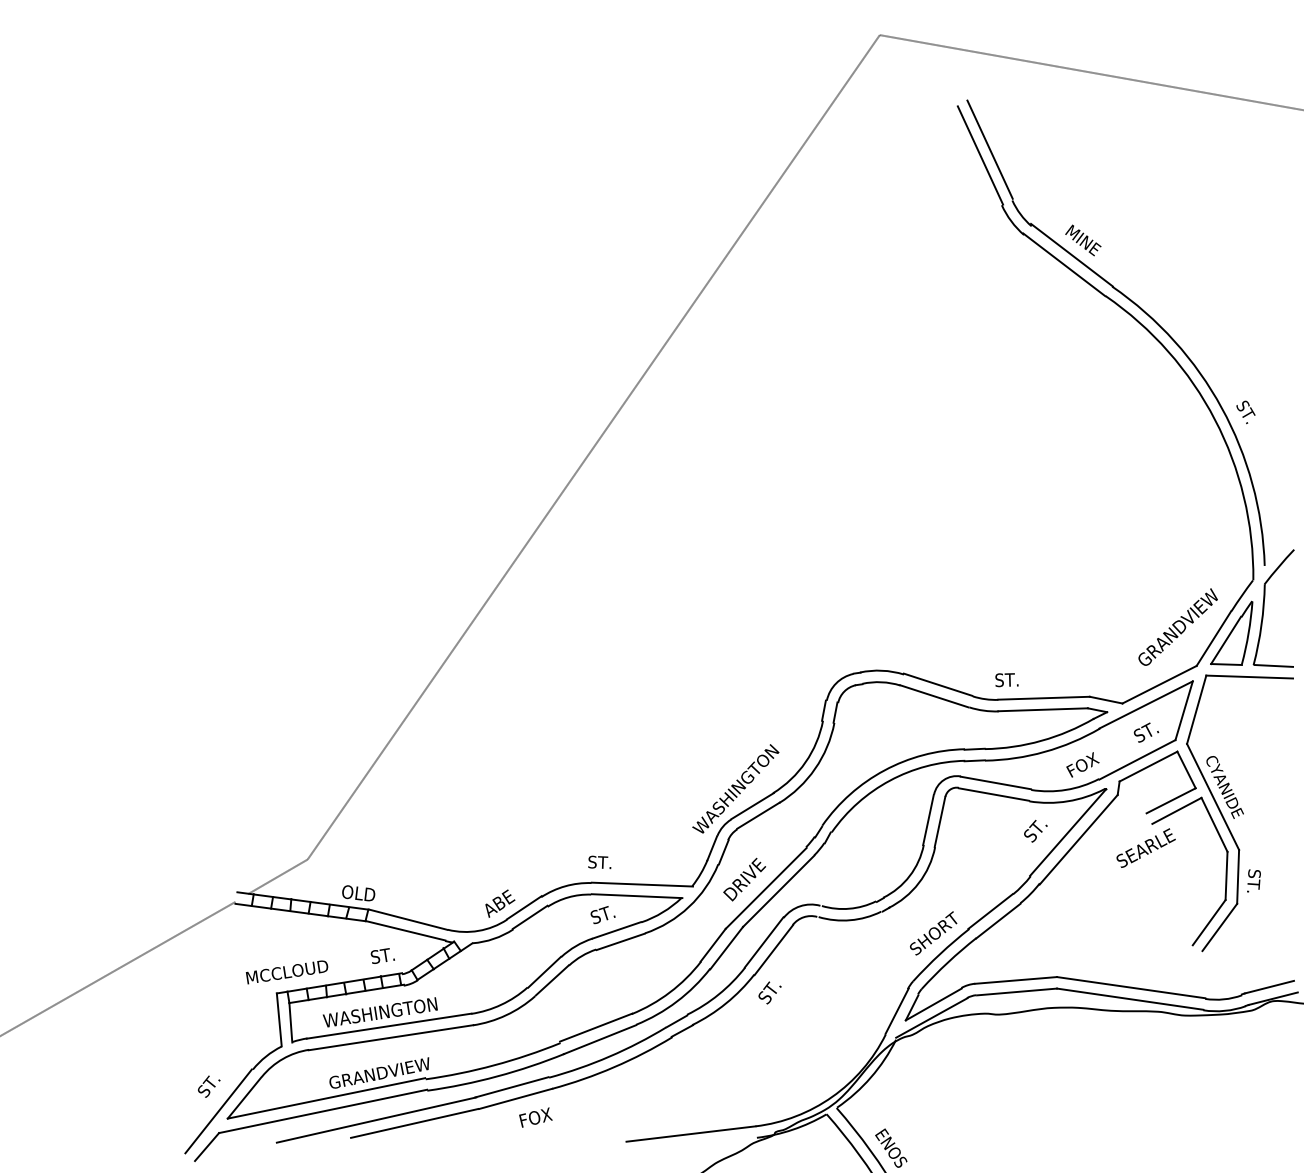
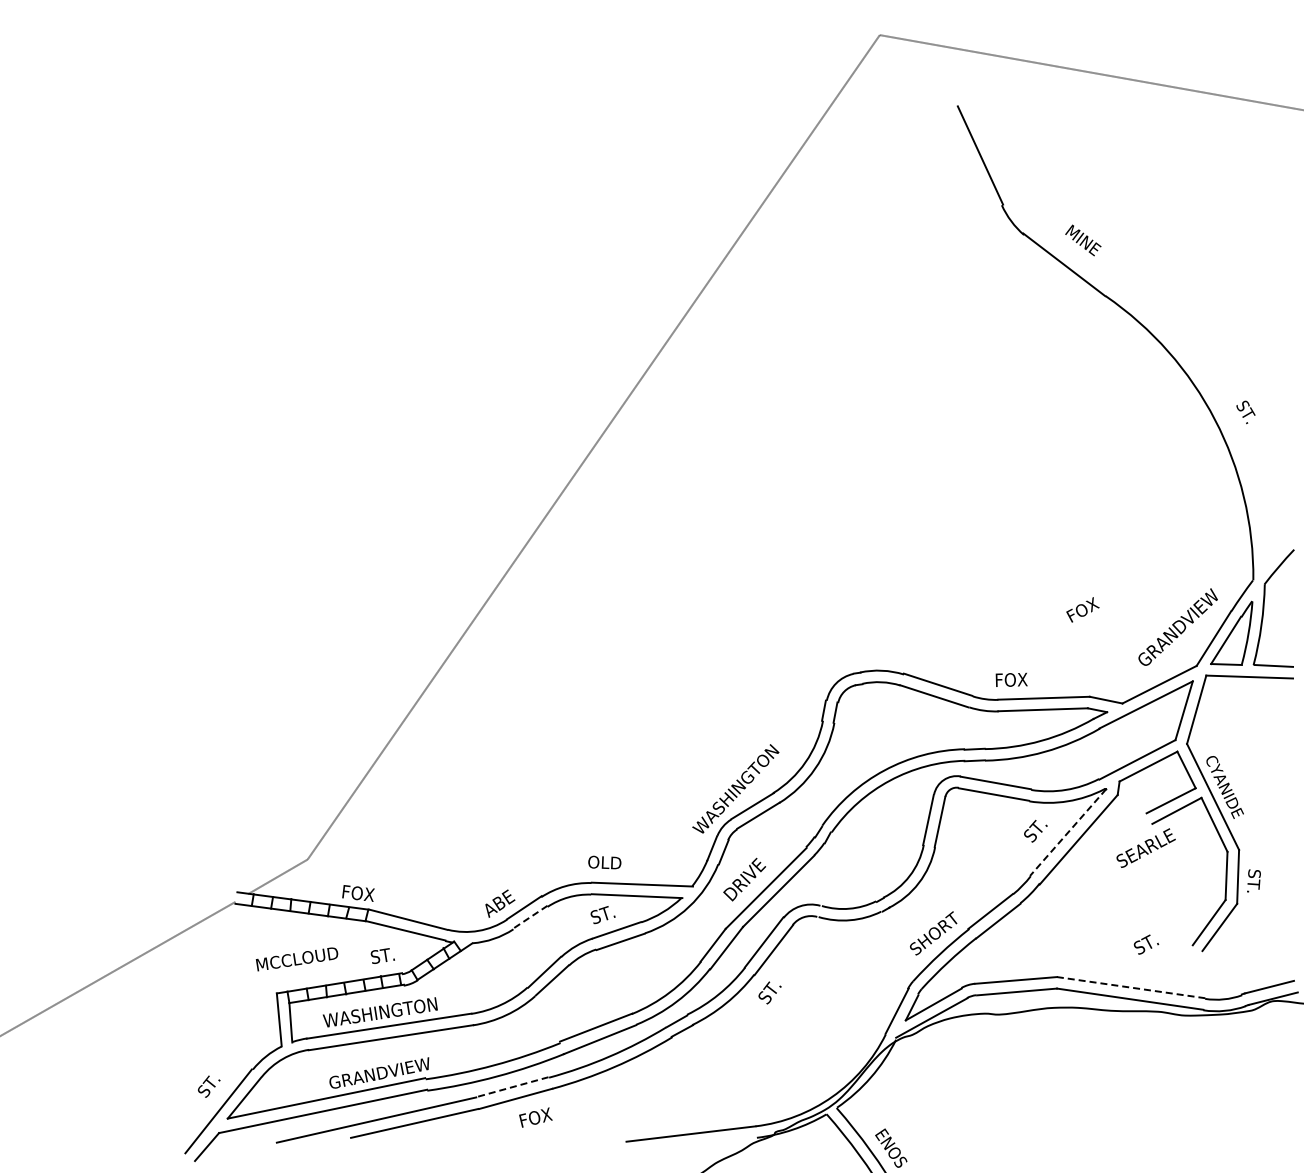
part: present -> none (1136, 306)
text: ST. -> FOX (1011, 679)
text position: (1146, 732) -> (1146, 944) (1146, 944)
text position: (1082, 764) -> (1082, 609) (1082, 609)
line: solid -> dashed (1068, 832)
text: ST. -> OLD (604, 862)
text: OLD -> FOX (358, 893)
line: solid -> dashed (530, 917)
text position: (286, 972) -> (296, 959) (296, 959)
line: solid -> dashed (1131, 987)
line: solid -> dashed (511, 1087)
